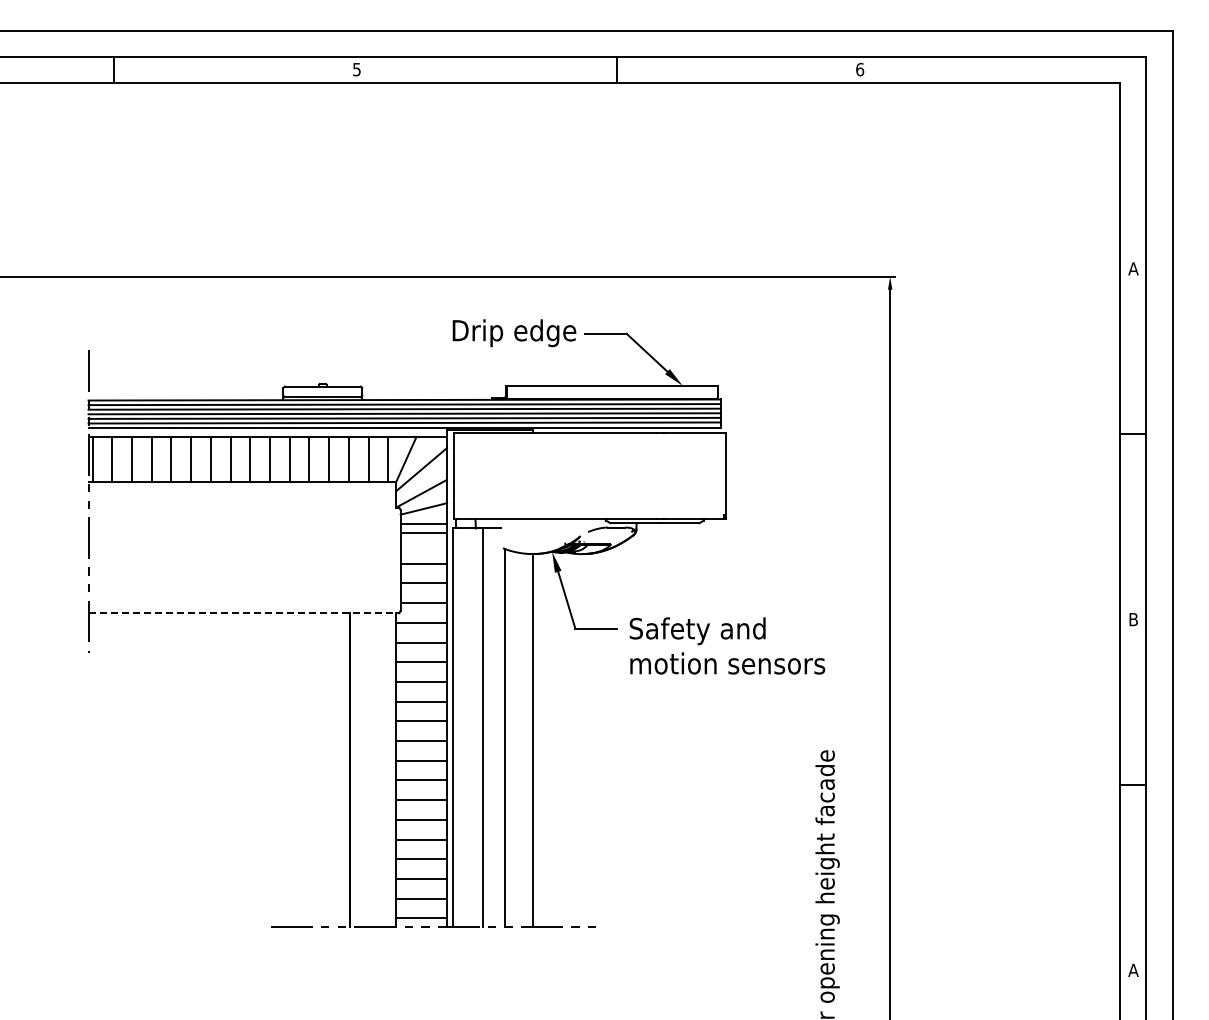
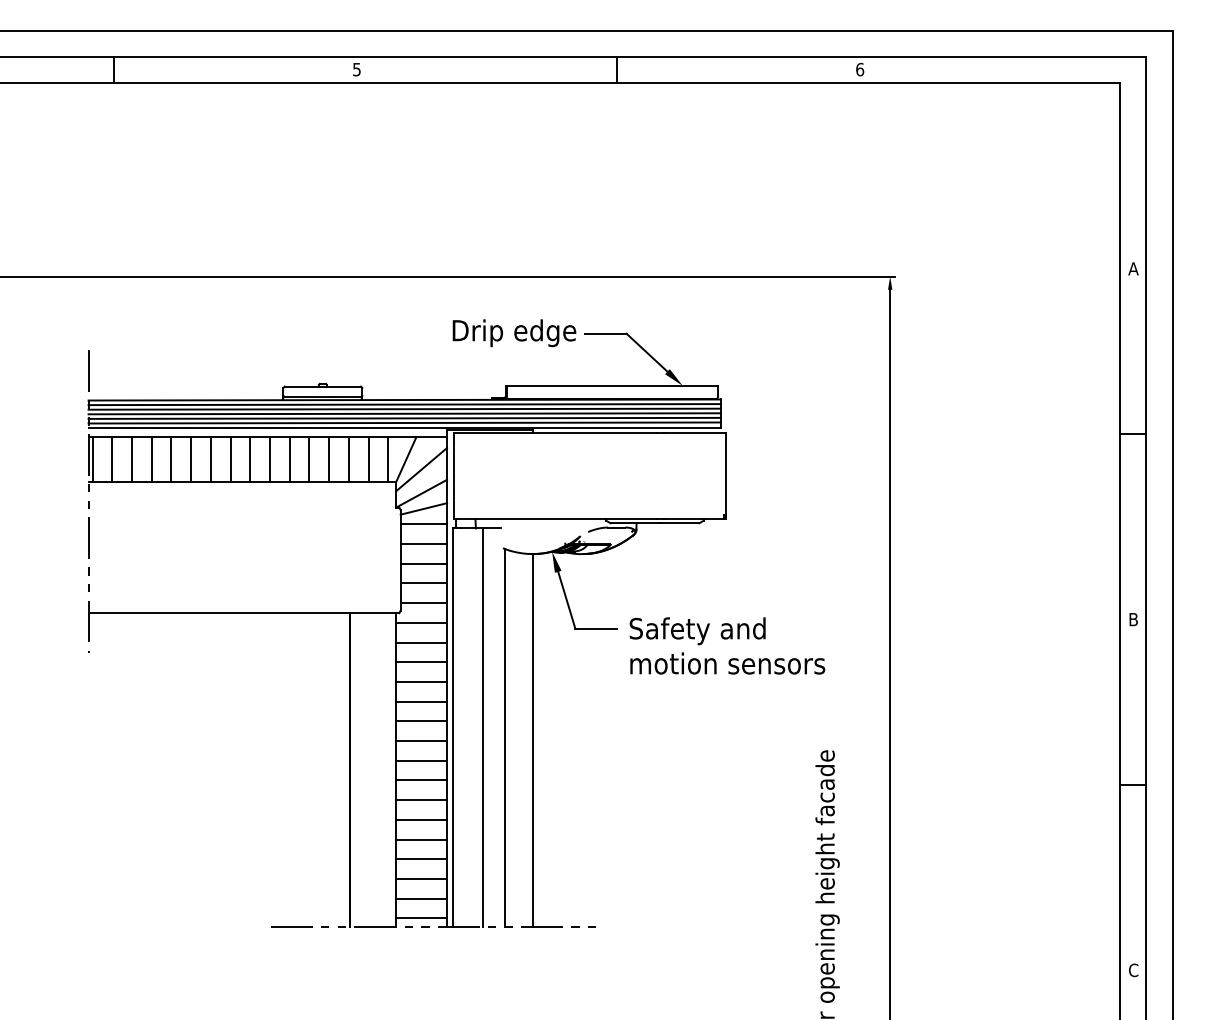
line position: (423, 533) -> (423, 544) (423, 544)
line: dashed -> solid (244, 613)
text: A -> C (1133, 970)
